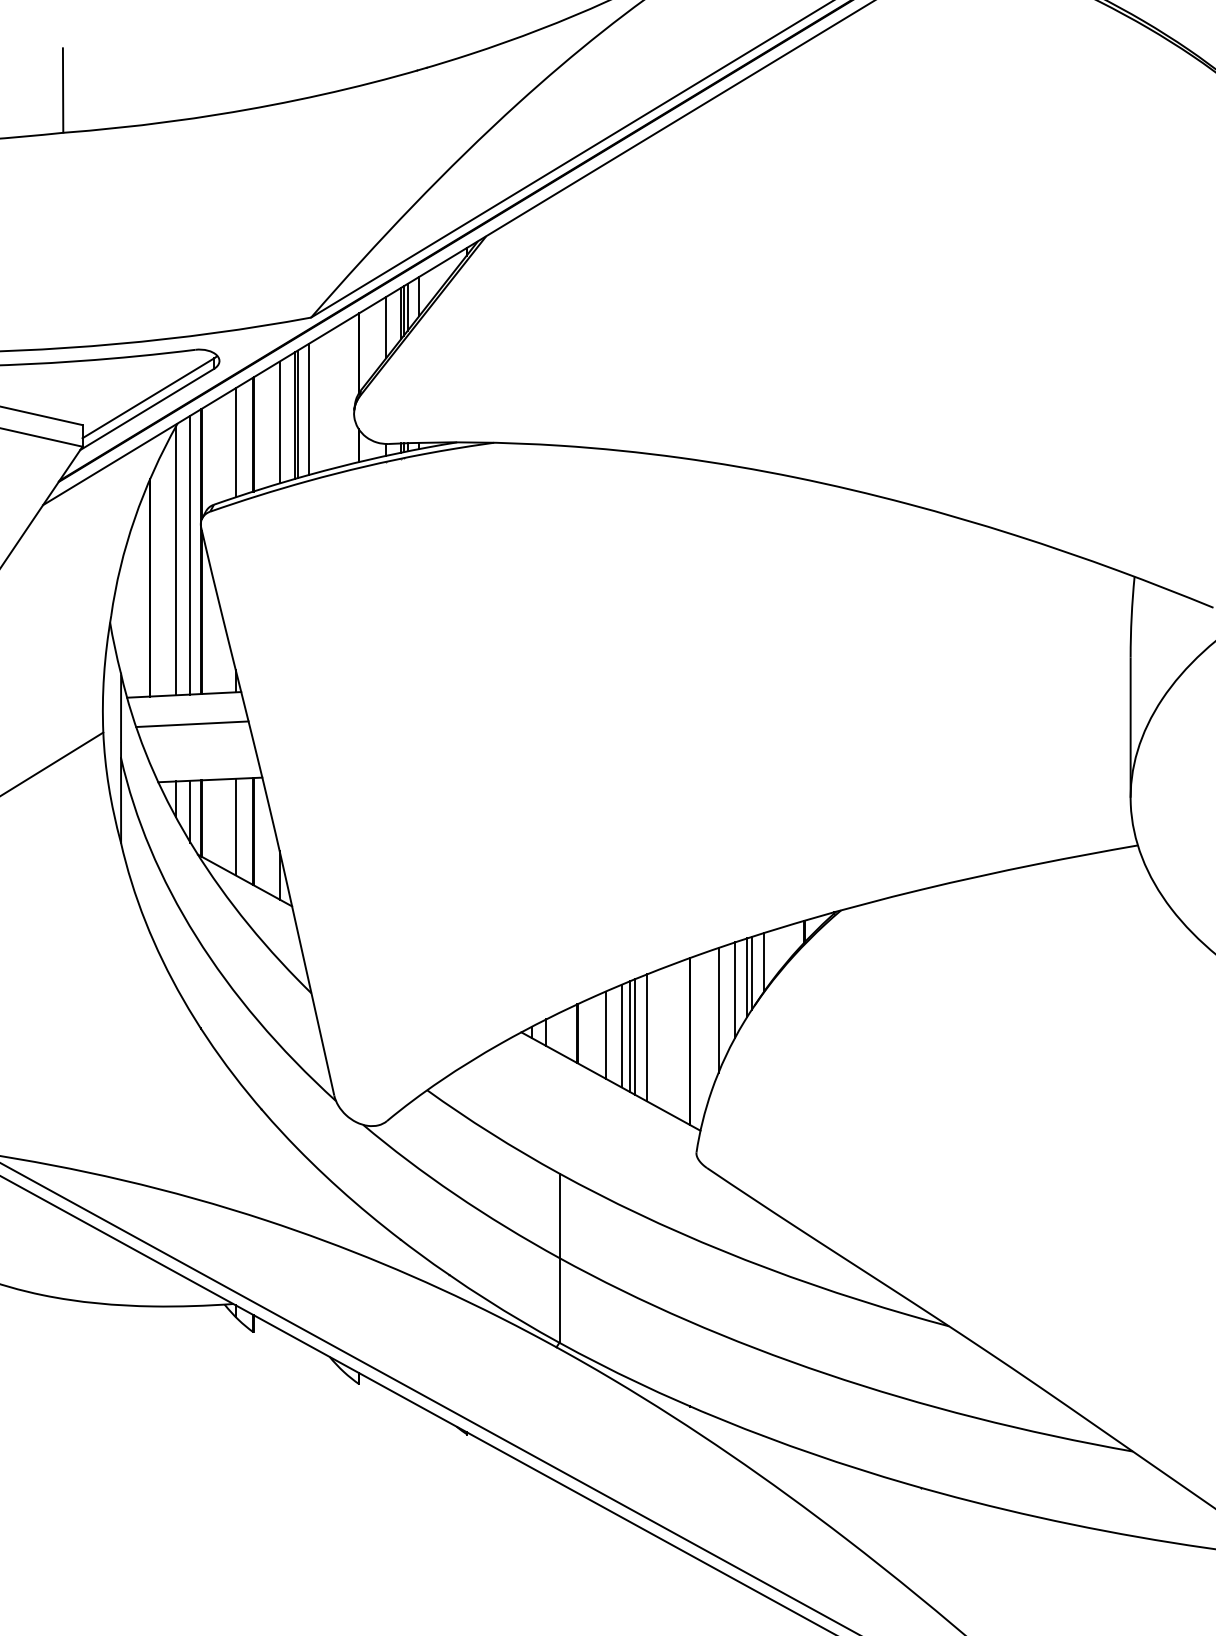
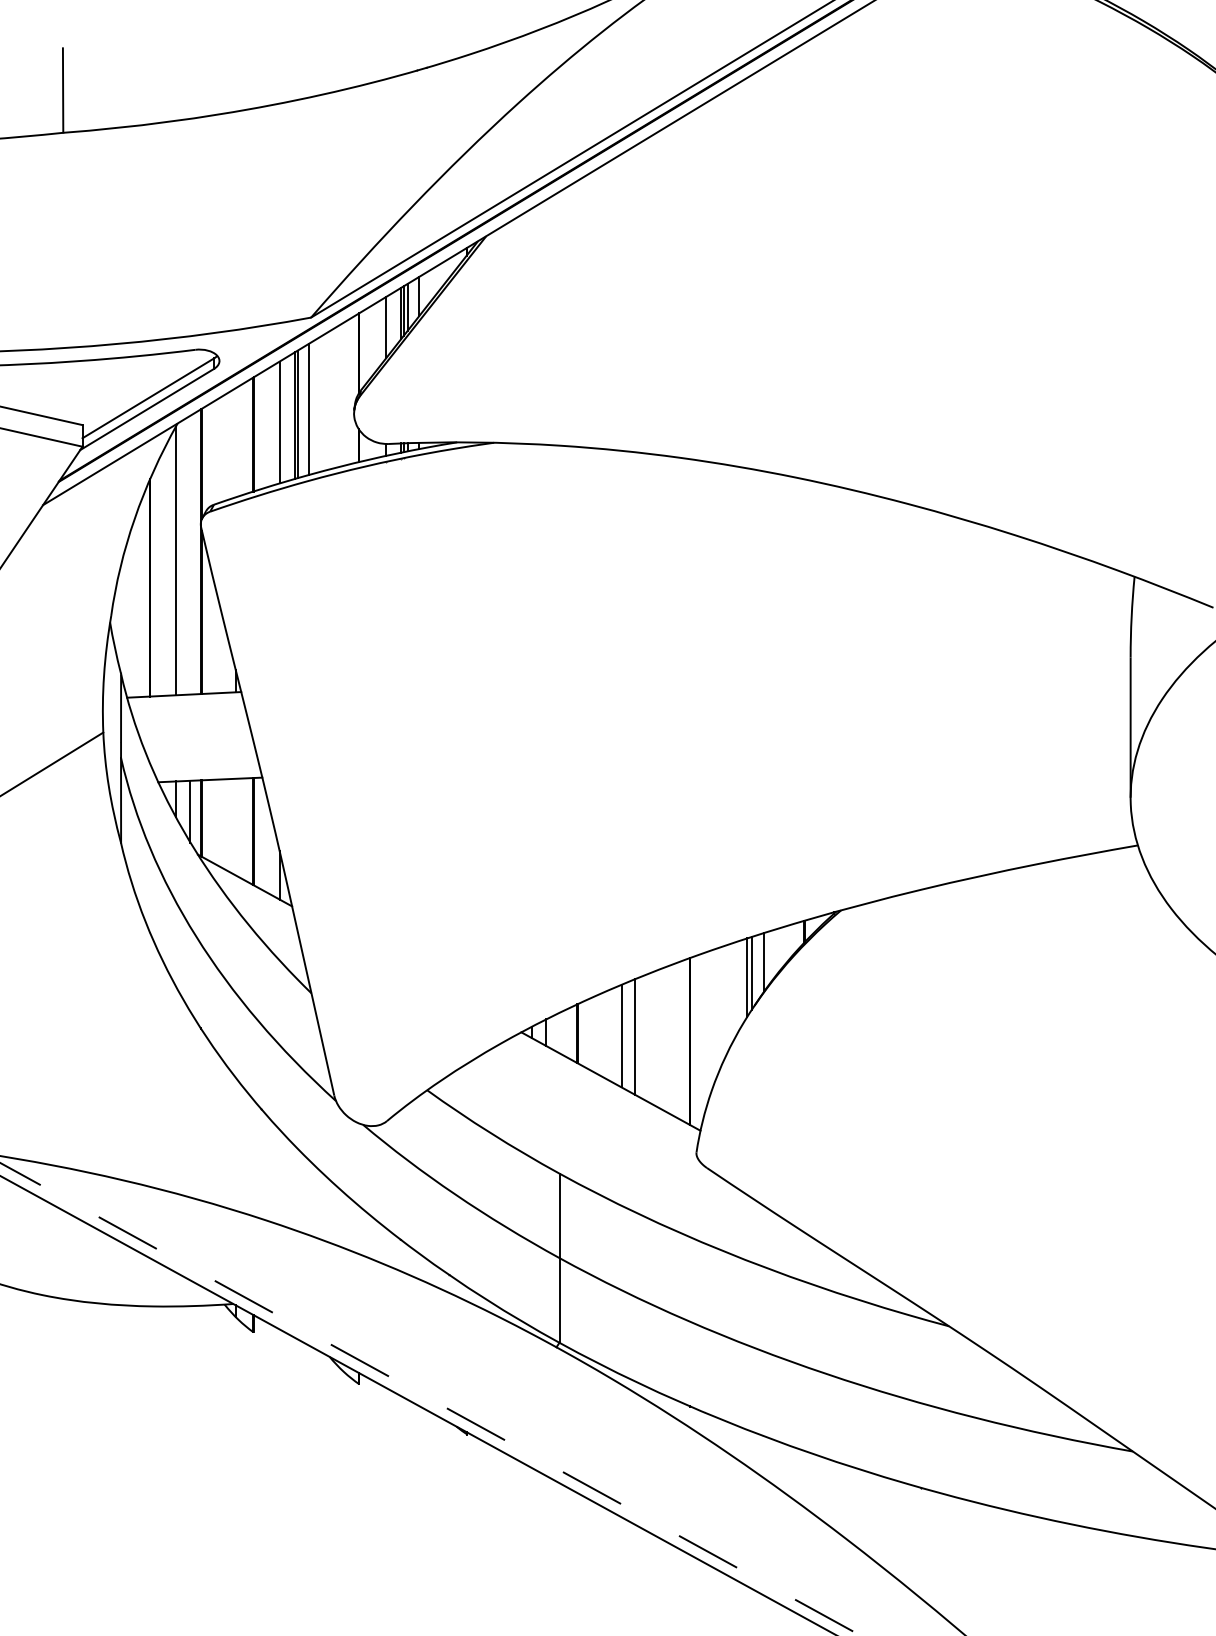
line: present -> none (235, 442)
line: present -> none (190, 554)
line: present -> none (192, 724)
line: present -> none (235, 826)
line: present -> none (734, 990)
line: present -> none (718, 1009)
line: present -> none (605, 1034)
line: present -> none (630, 1036)
line: present -> none (646, 1037)
line: solid -> dashed (431, 1399)
